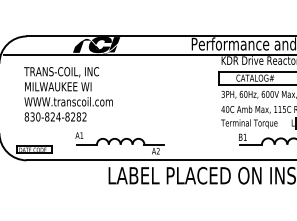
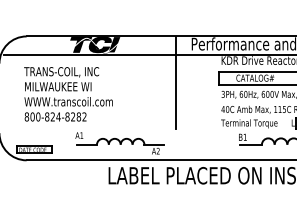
fill: none -> present (81, 40)
line: none -> present (176, 82)
text: 830-824-8282 -> 800-824-8282 (32, 116)
